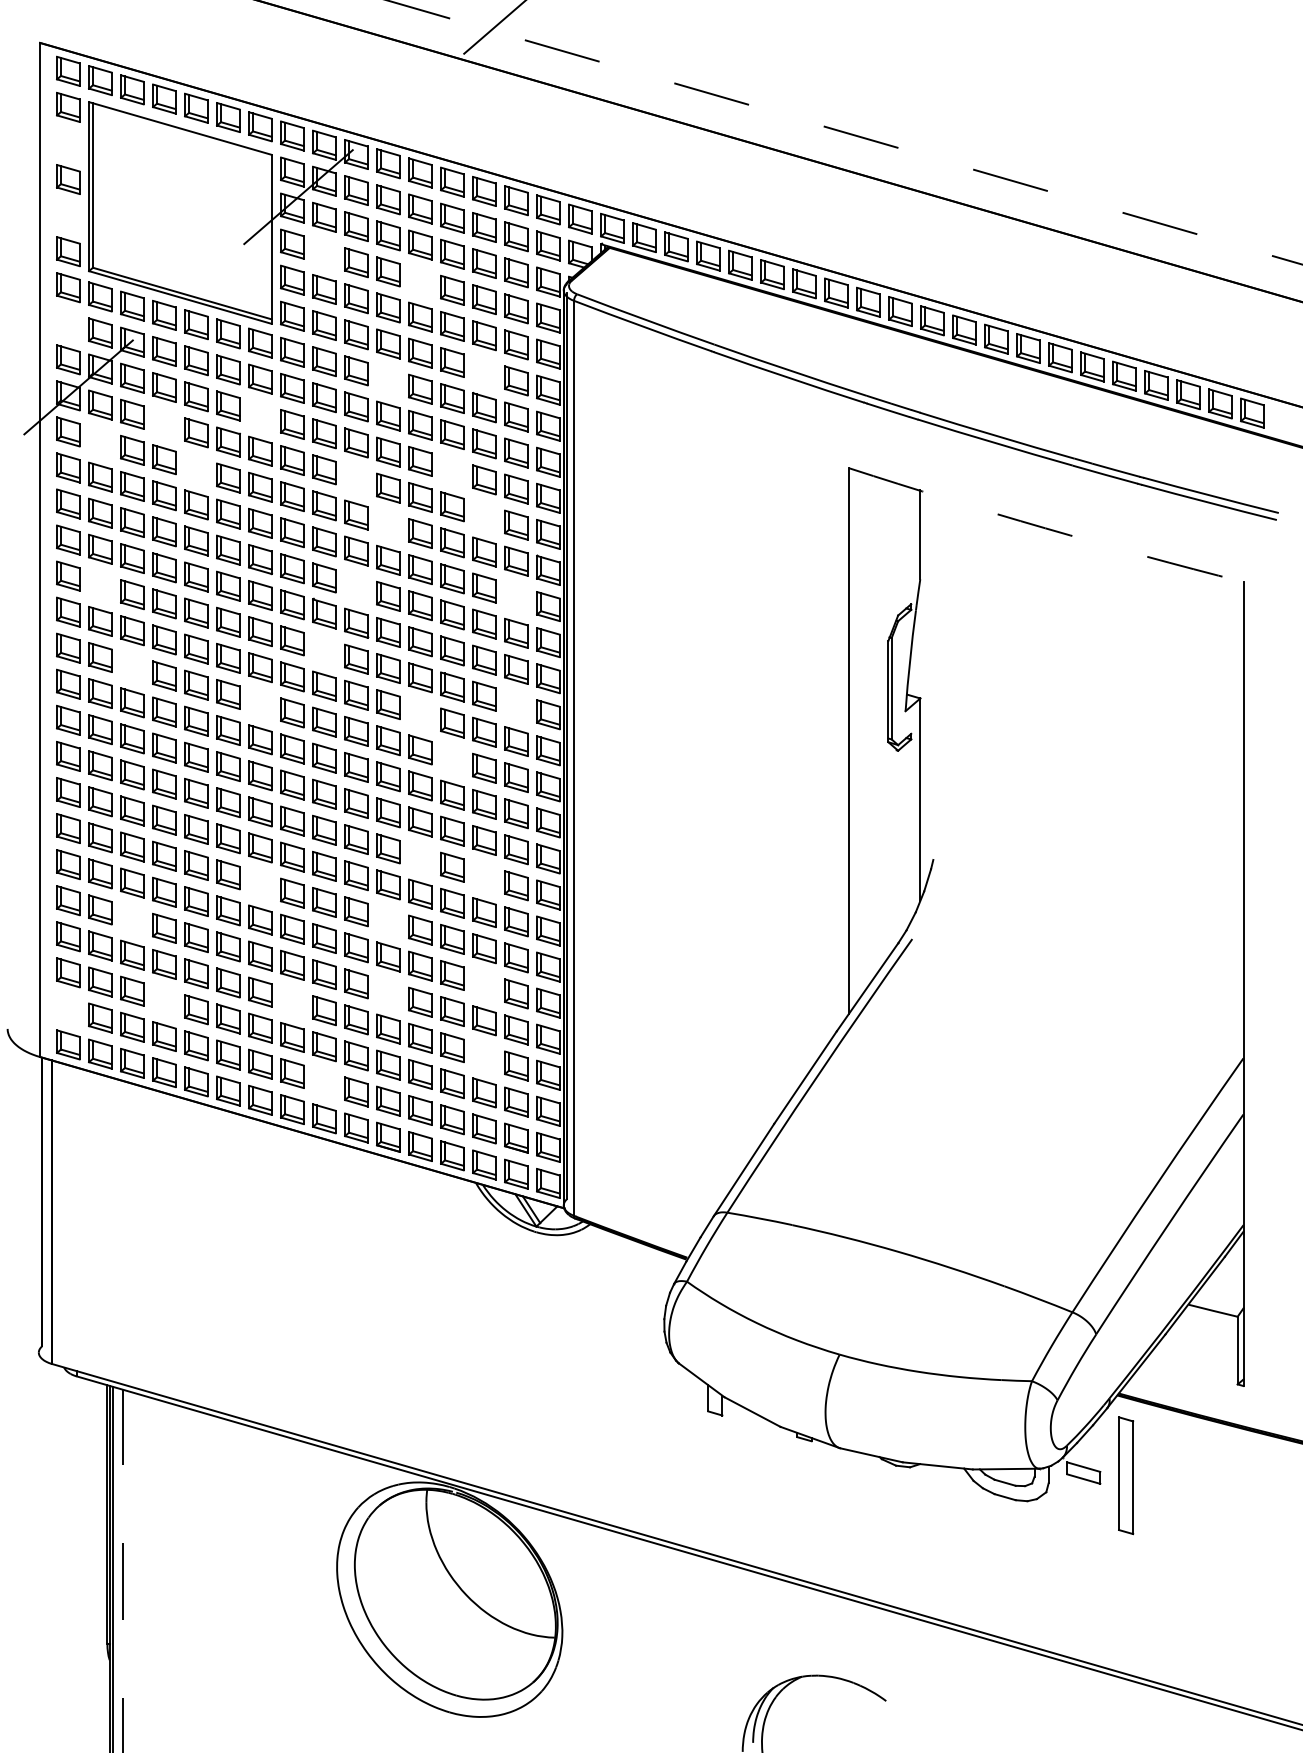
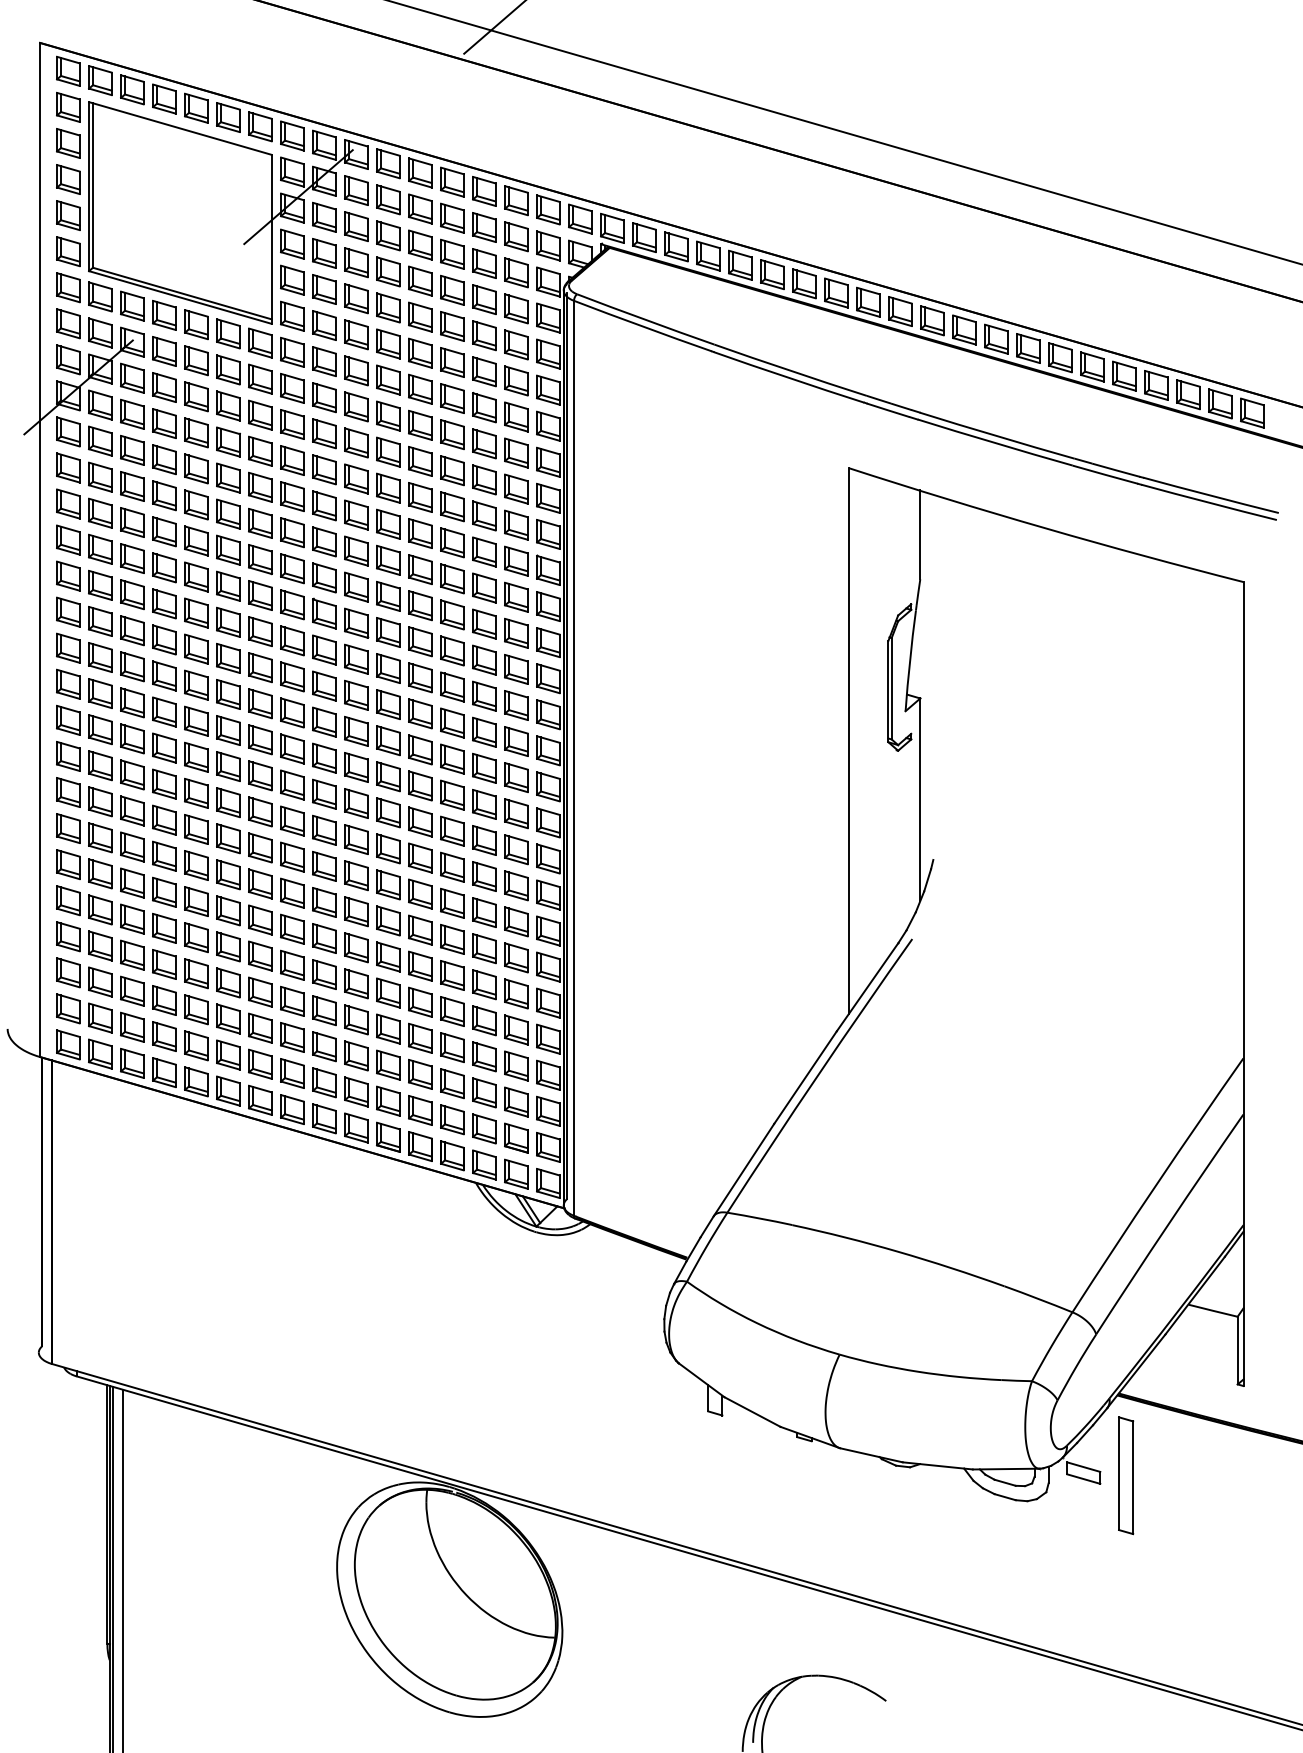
line: dashed -> solid (844, 132)
part: none -> present (68, 143)
part: none -> present (68, 215)
part: none -> present (324, 253)
part: none -> present (420, 280)
part: none -> present (68, 323)
part: none -> present (484, 371)
part: none -> present (388, 379)
part: none -> present (260, 414)
part: none -> present (164, 423)
part: none -> present (100, 440)
part: none -> present (196, 468)
part: none -> present (452, 470)
part: none -> present (356, 478)
part: none -> present (484, 515)
part: none -> present (388, 523)
arc: dashed -> solid (1045, 528)
part: none -> present (100, 584)
part: none -> present (356, 586)
part: none -> present (516, 596)
part: none -> present (324, 649)
part: none -> present (132, 666)
part: none -> present (260, 703)
part: none -> present (516, 705)
part: none -> present (420, 713)
part: none -> present (452, 758)
part: none -> present (420, 857)
part: none -> present (484, 876)
part: none -> present (260, 883)
part: none -> present (132, 918)
part: none -> present (388, 920)
part: none -> present (484, 984)
part: none -> present (388, 992)
part: none -> present (164, 1000)
part: none -> present (292, 1000)
part: none -> present (68, 1008)
part: none -> present (484, 1056)
part: none -> present (324, 1082)
line: dashed -> solid (122, 1571)
